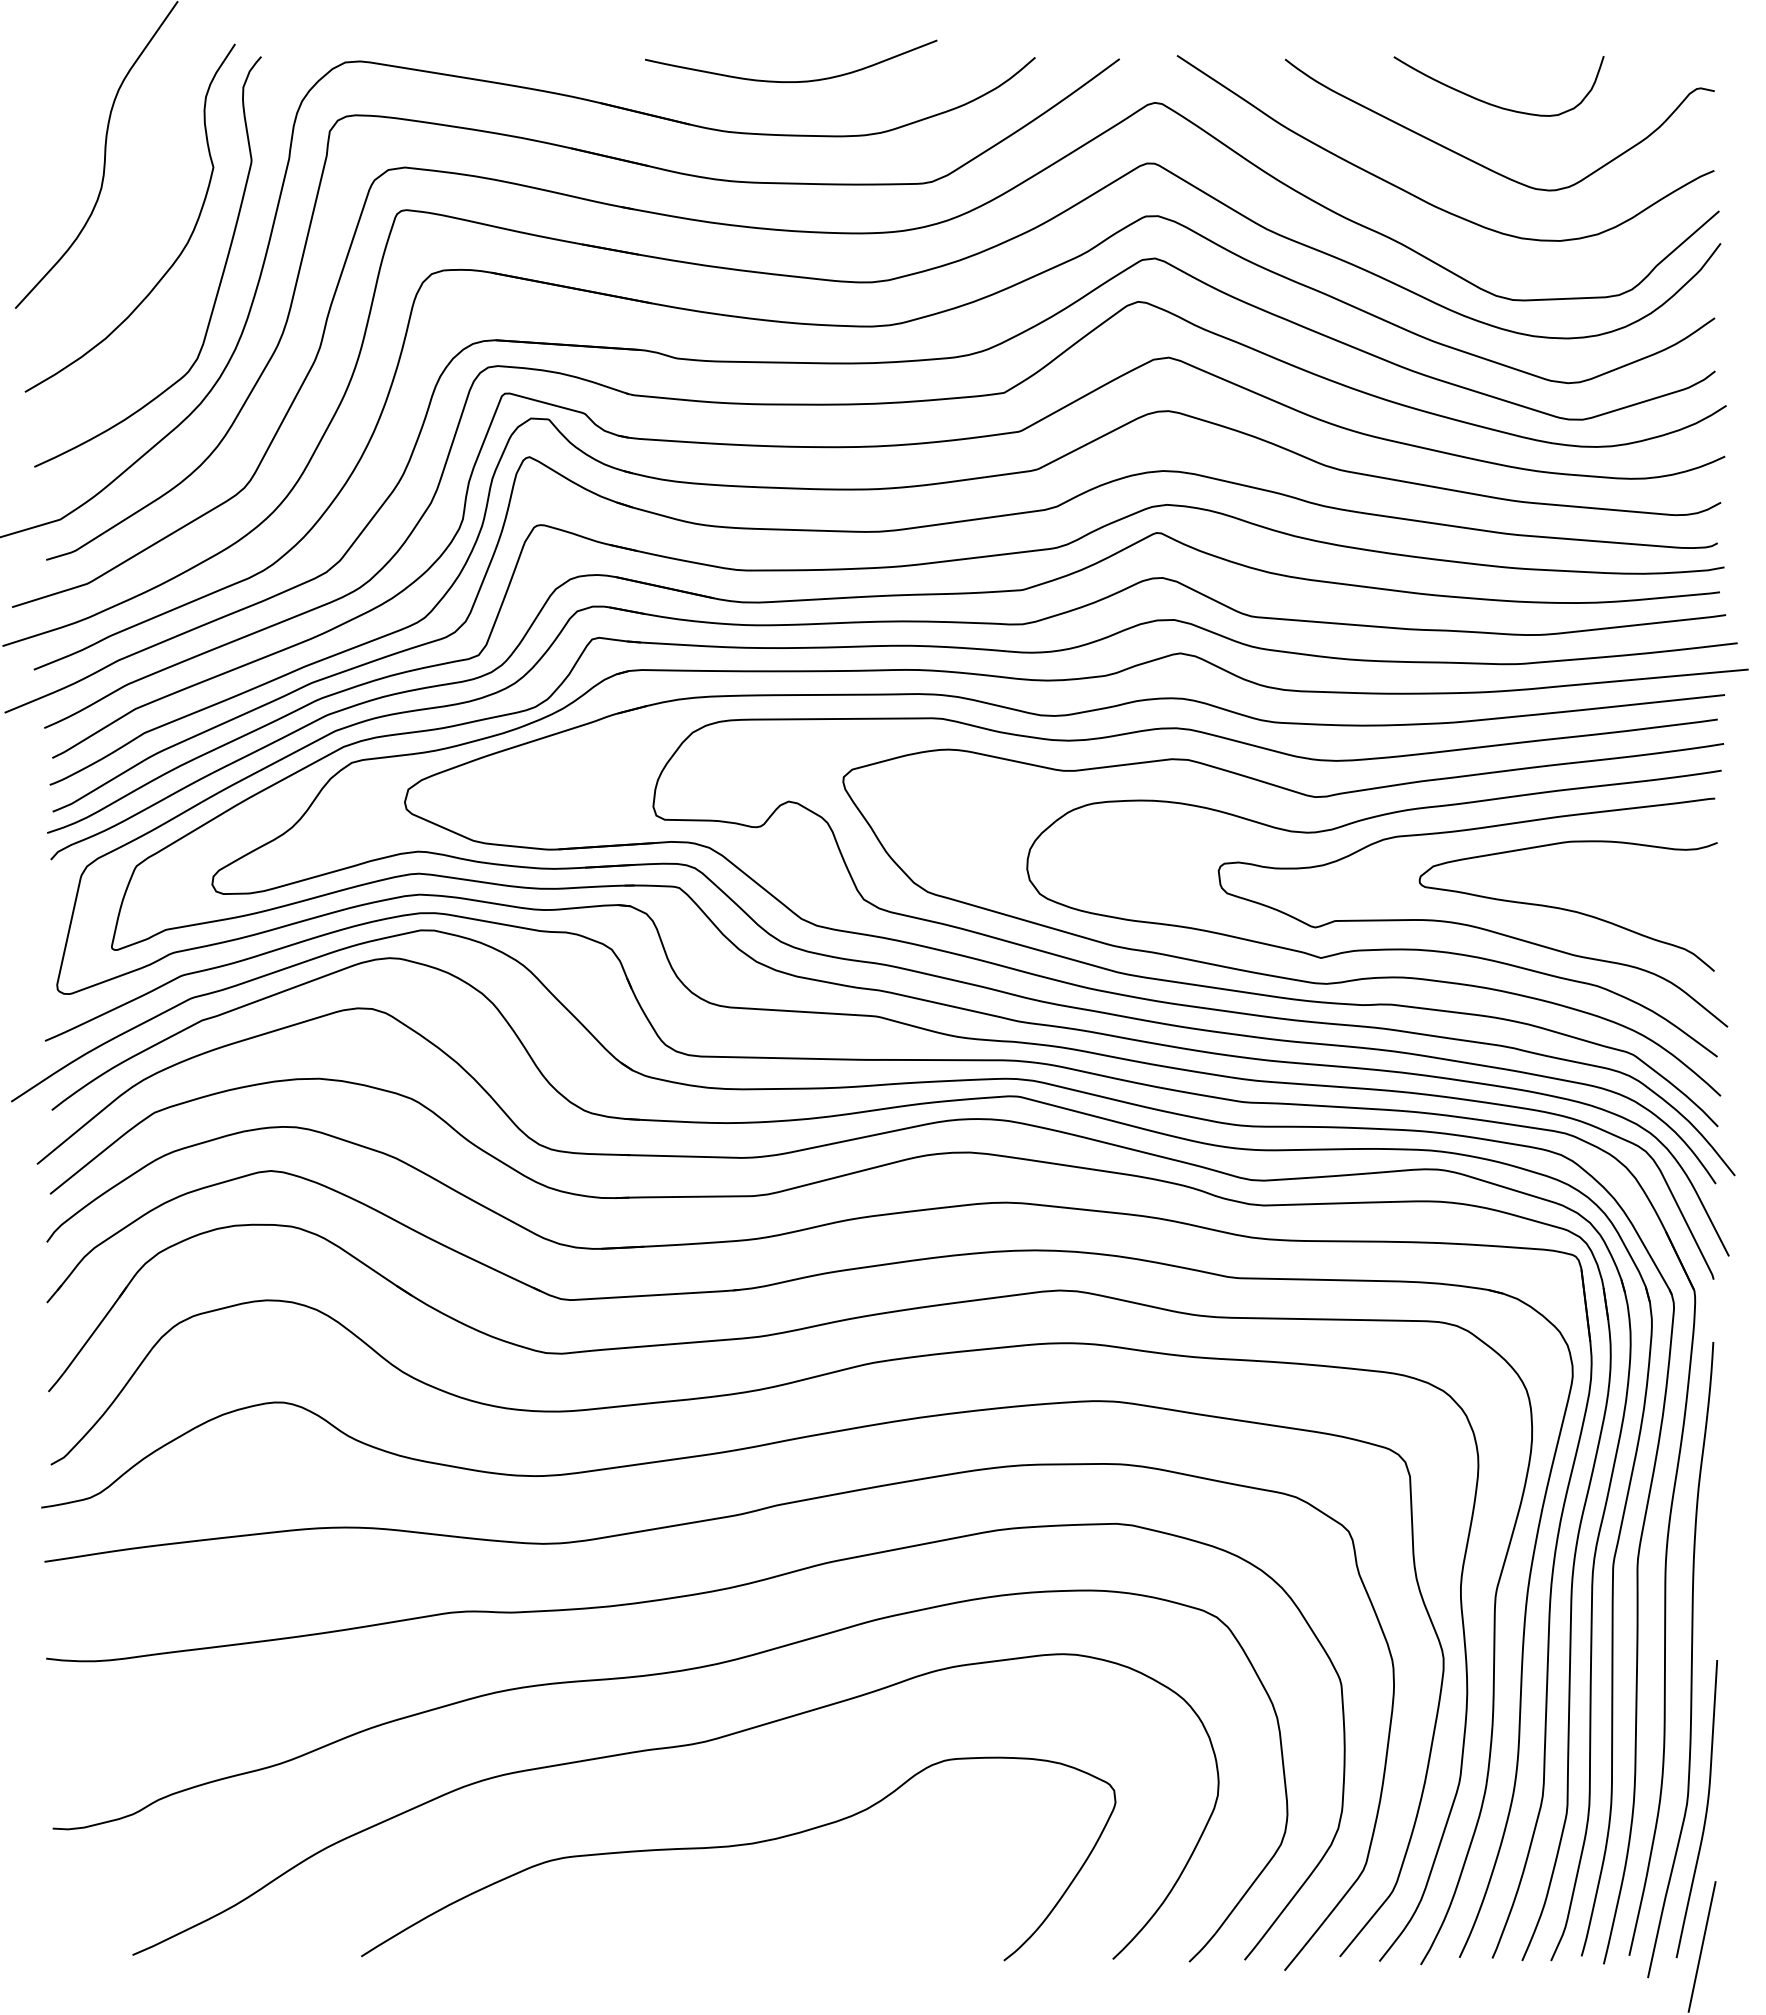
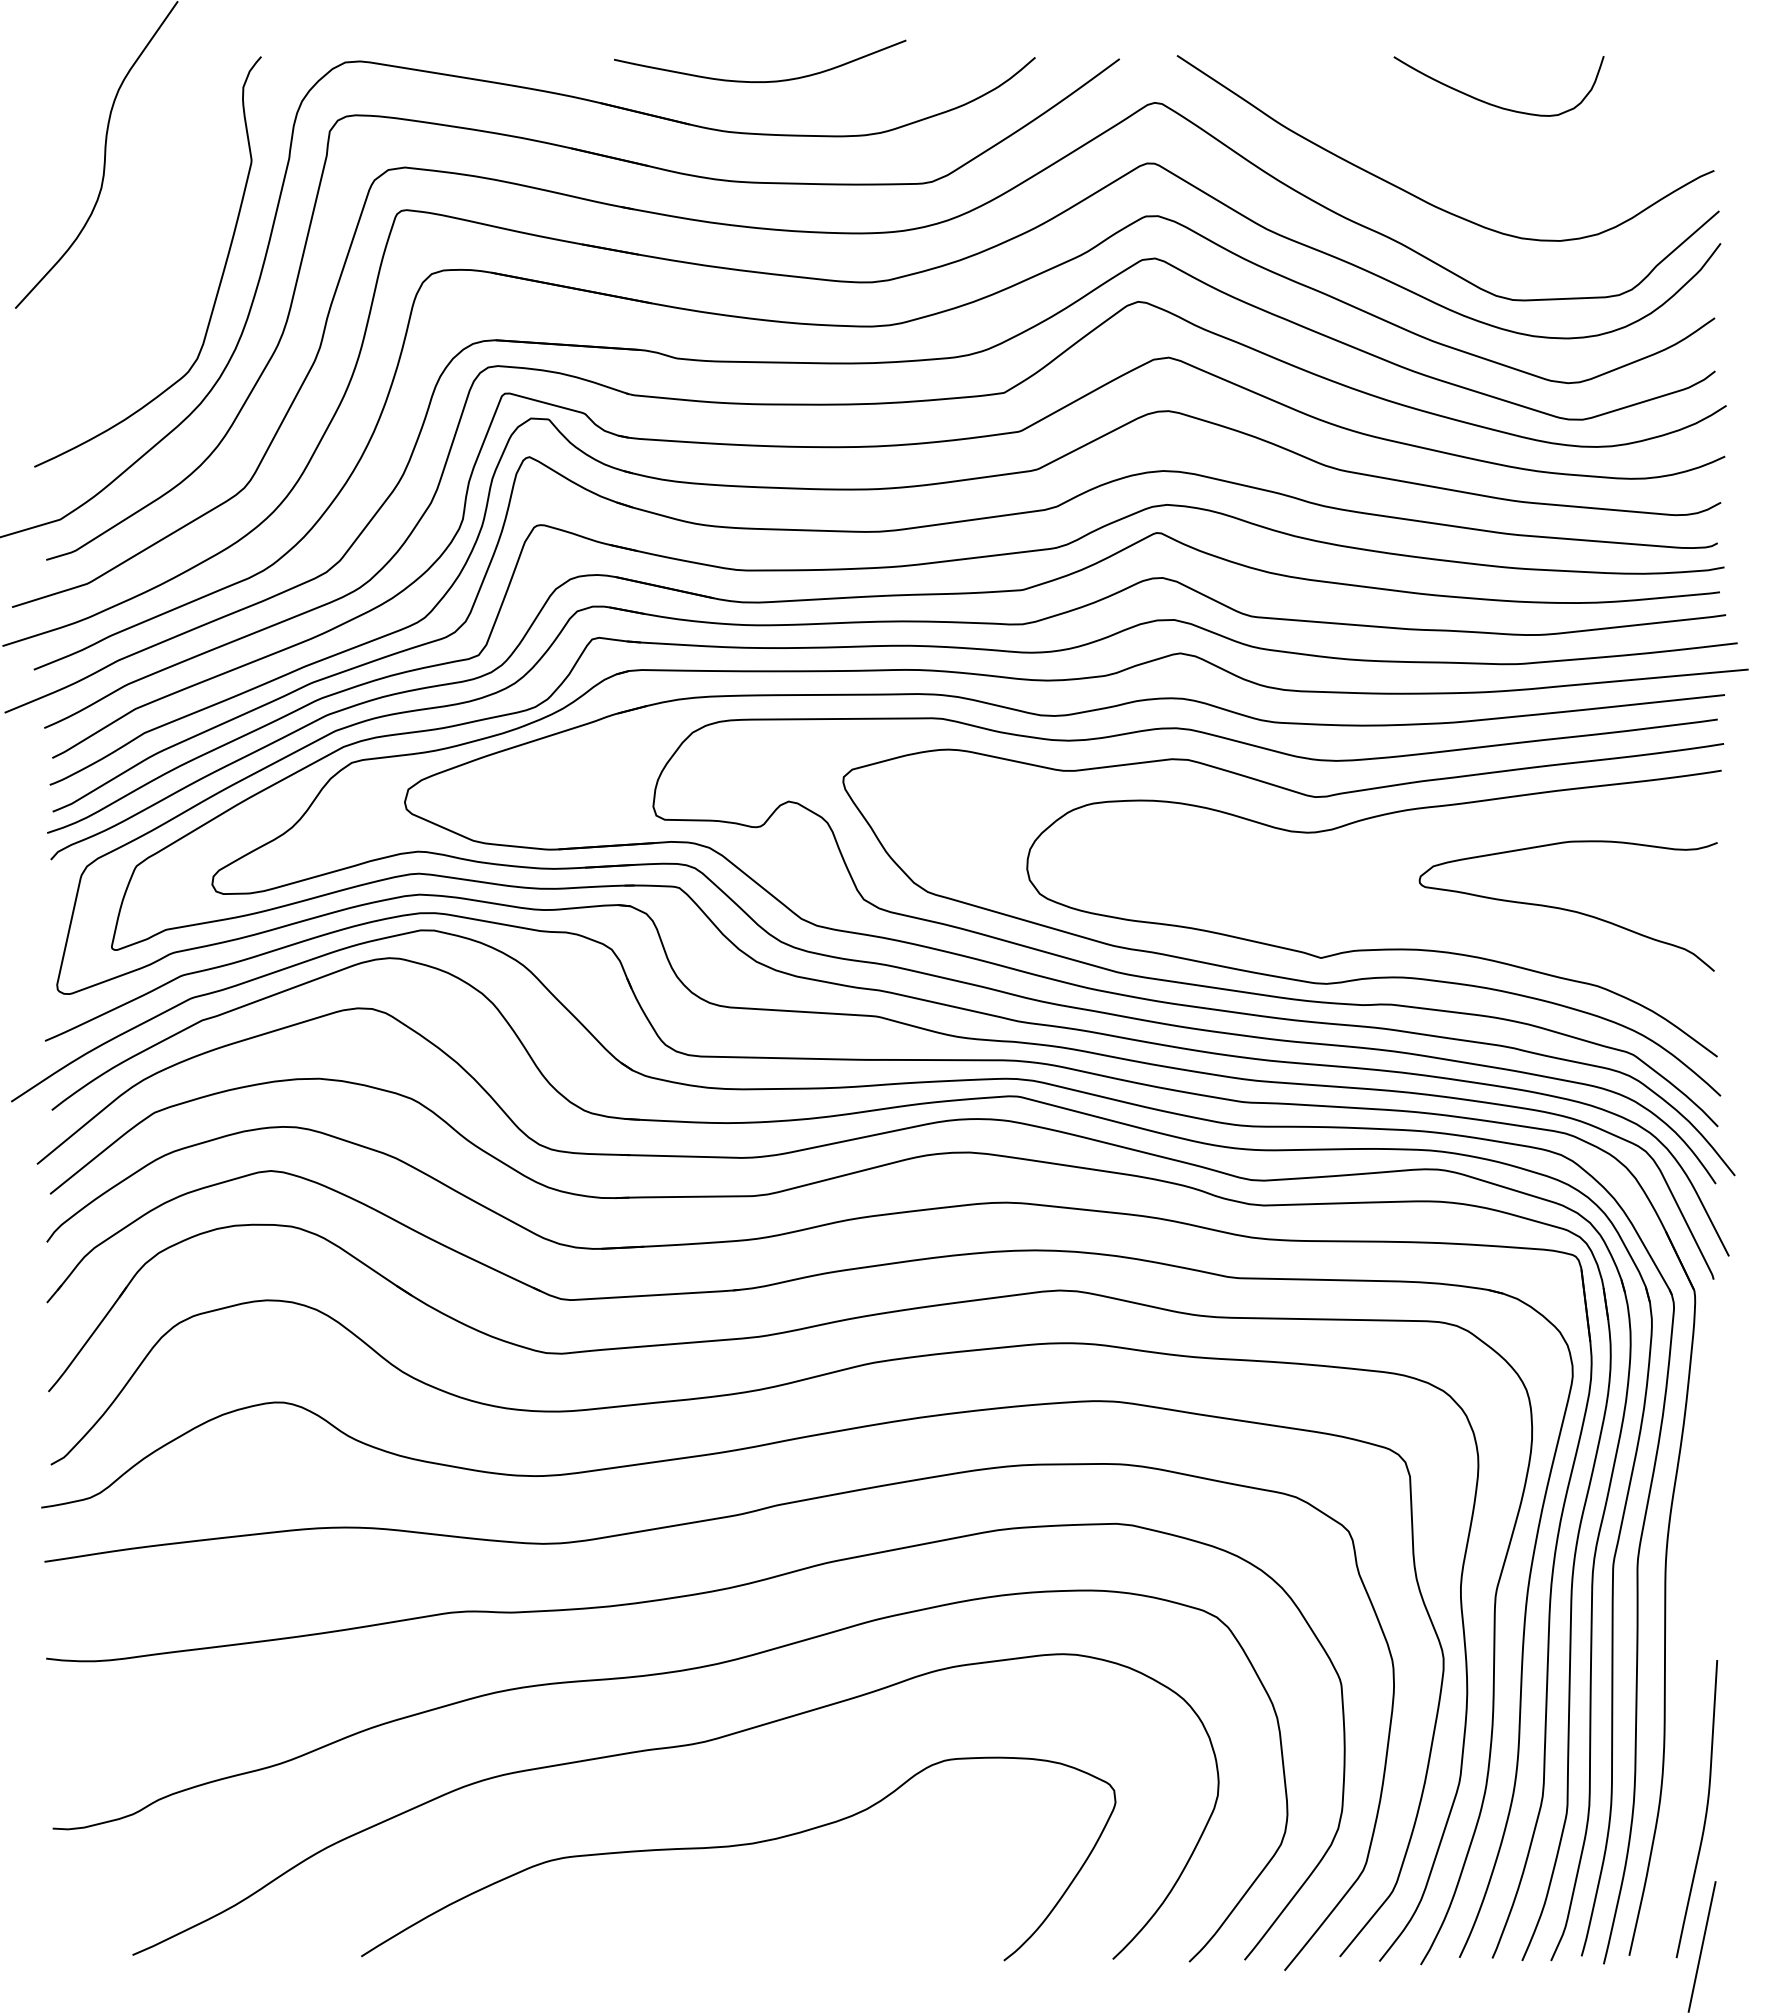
curve position: (791, 81) -> (760, 81) (760, 81)
curve: present -> none (1479, 163)
curve: present -> none (181, 250)
curve: present -> none (1469, 924)
curve: present -> none (1691, 1660)
